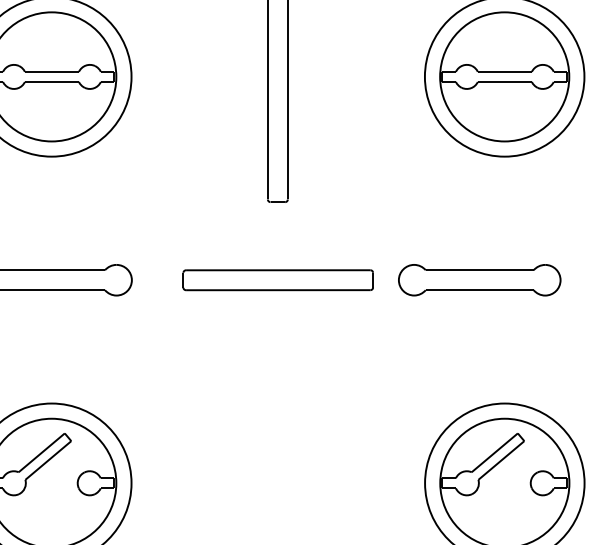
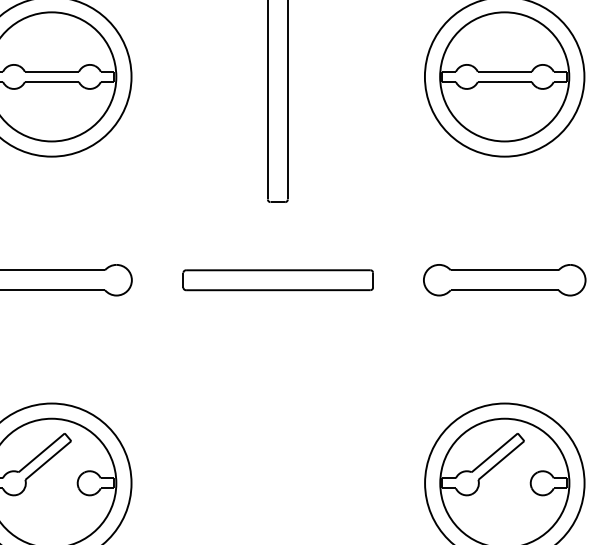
part position: (479, 280) -> (504, 280) (504, 280)
